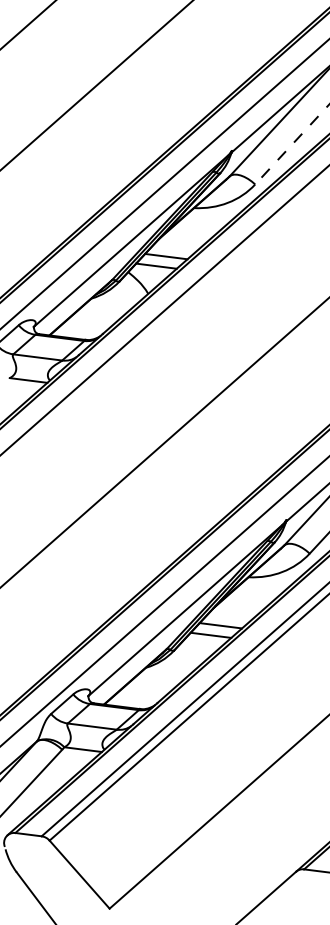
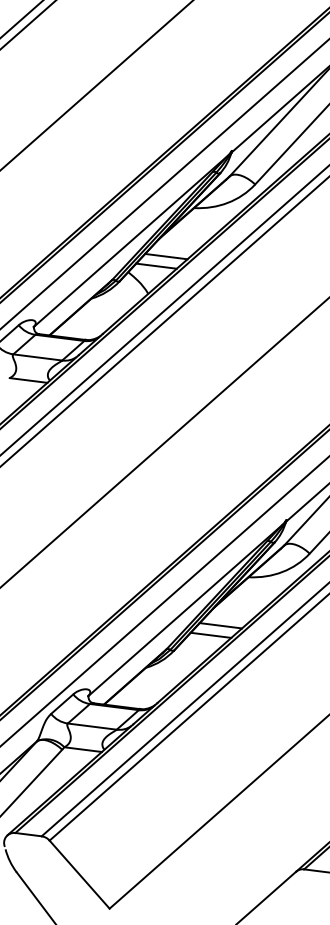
line: none -> present (21, 19)
line: dashed -> solid (292, 144)
line: none -> present (164, 321)
